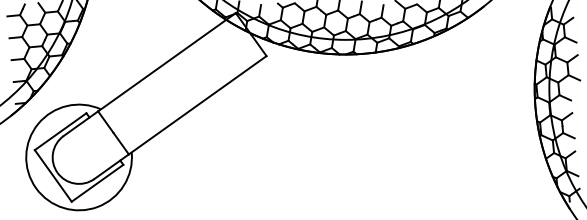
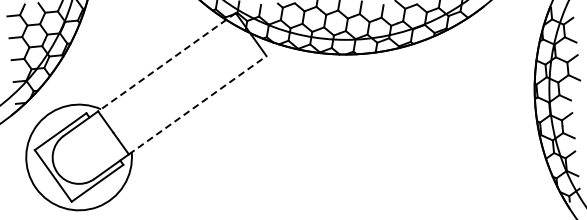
line: solid -> dashed (166, 62)
line: solid -> dashed (197, 105)
